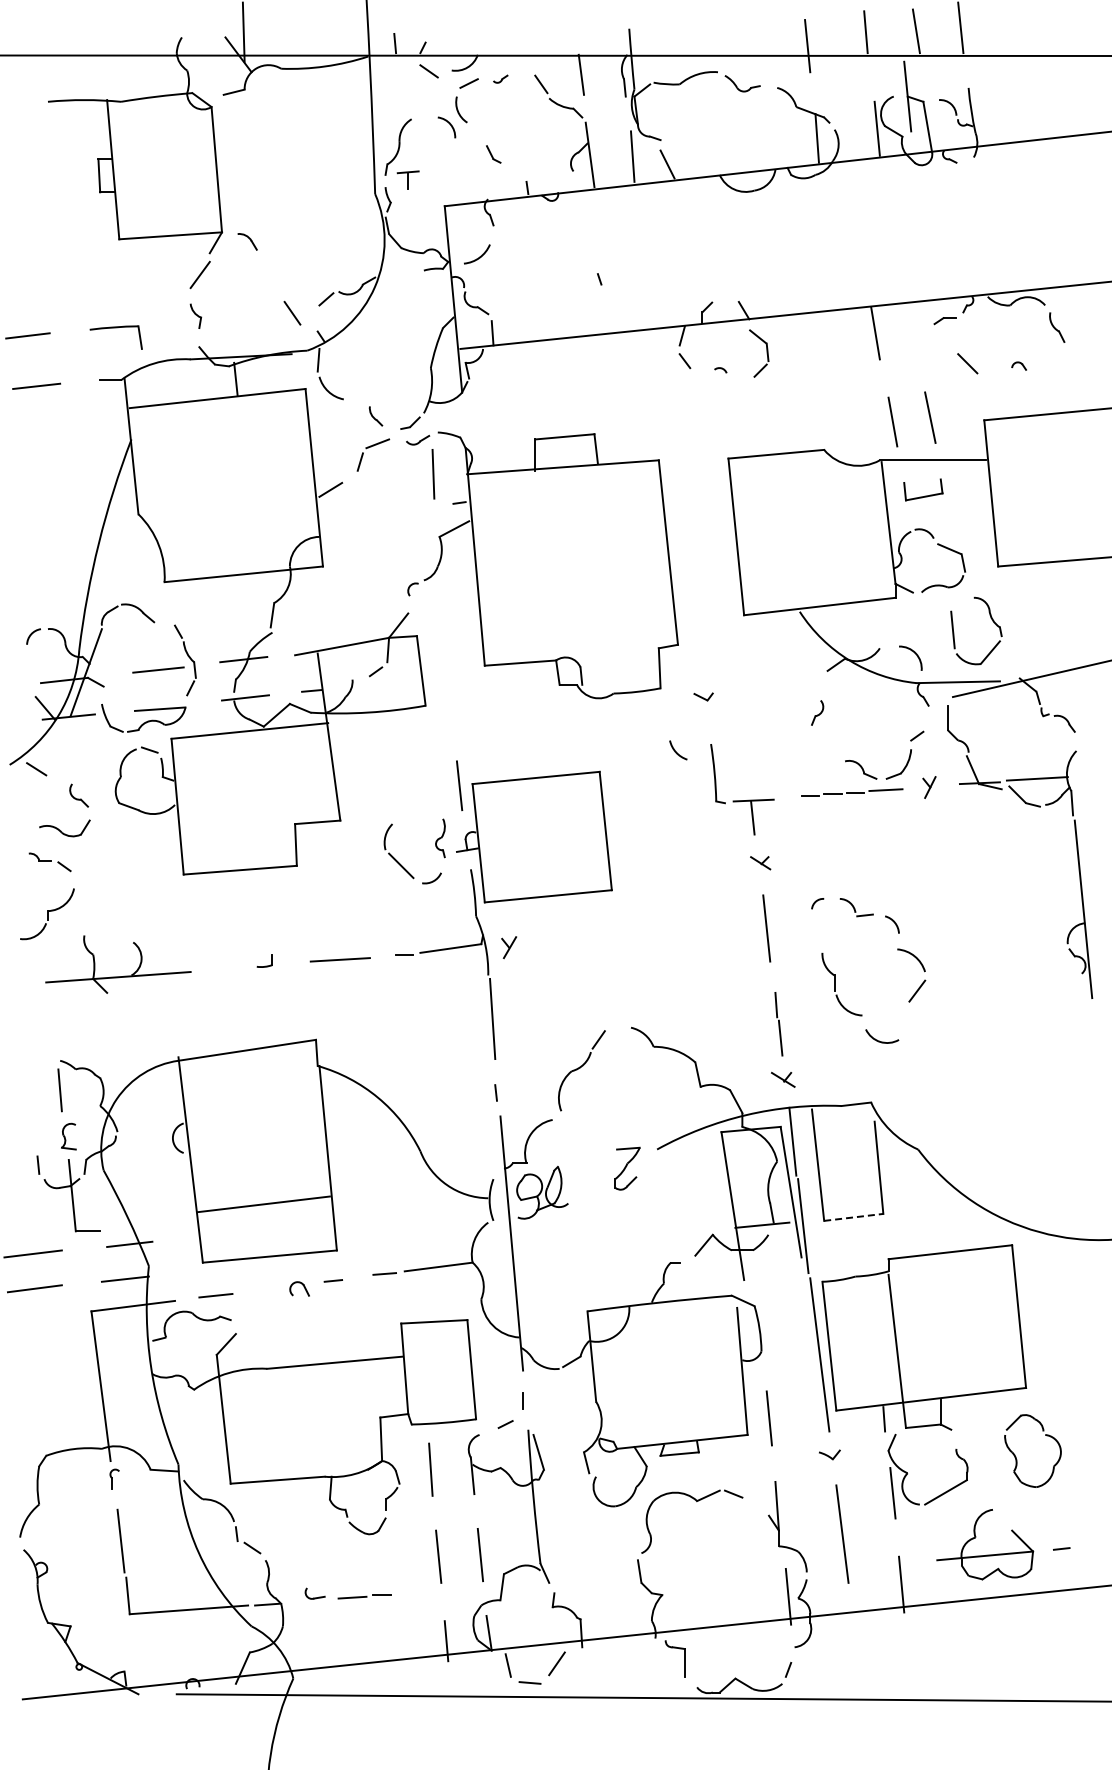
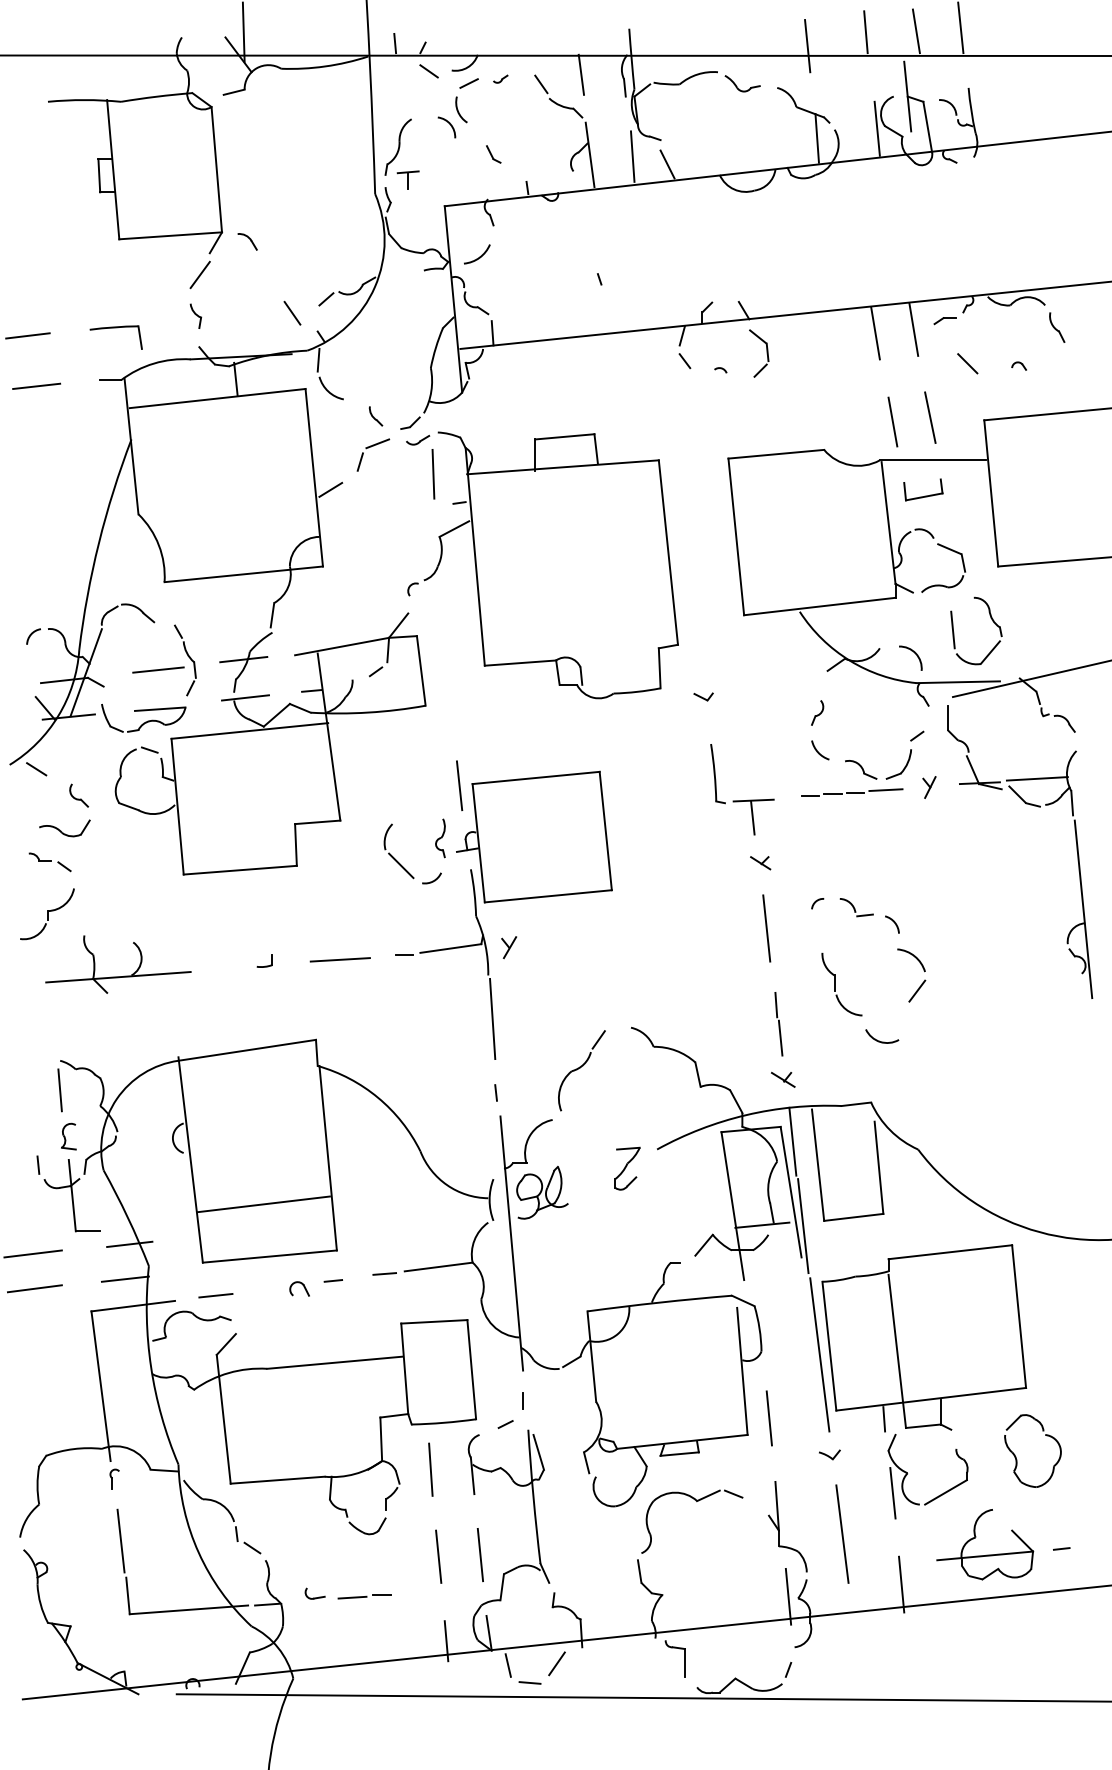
line: none -> present (913, 329)
arc position: (676, 751) -> (818, 751) (818, 751)
line: dashed -> solid (853, 1217)
